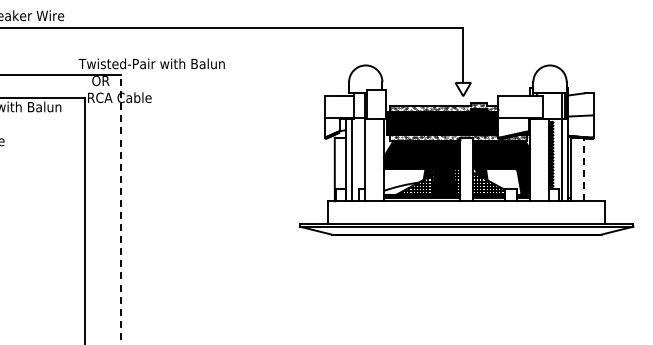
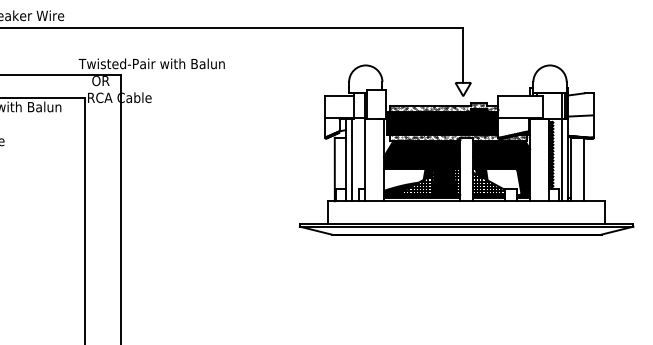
line: dashed -> solid (584, 169)
fill: none -> present (401, 188)
line: dashed -> solid (120, 209)
